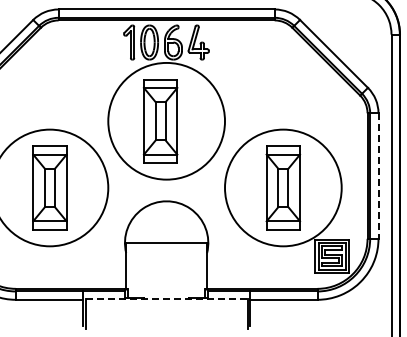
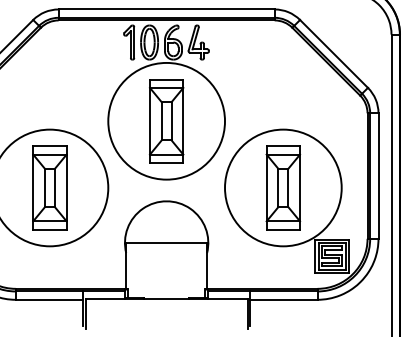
part position: (160, 121) -> (166, 121) (166, 121)
line: dashed -> solid (378, 176)
line: dashed -> solid (166, 298)
